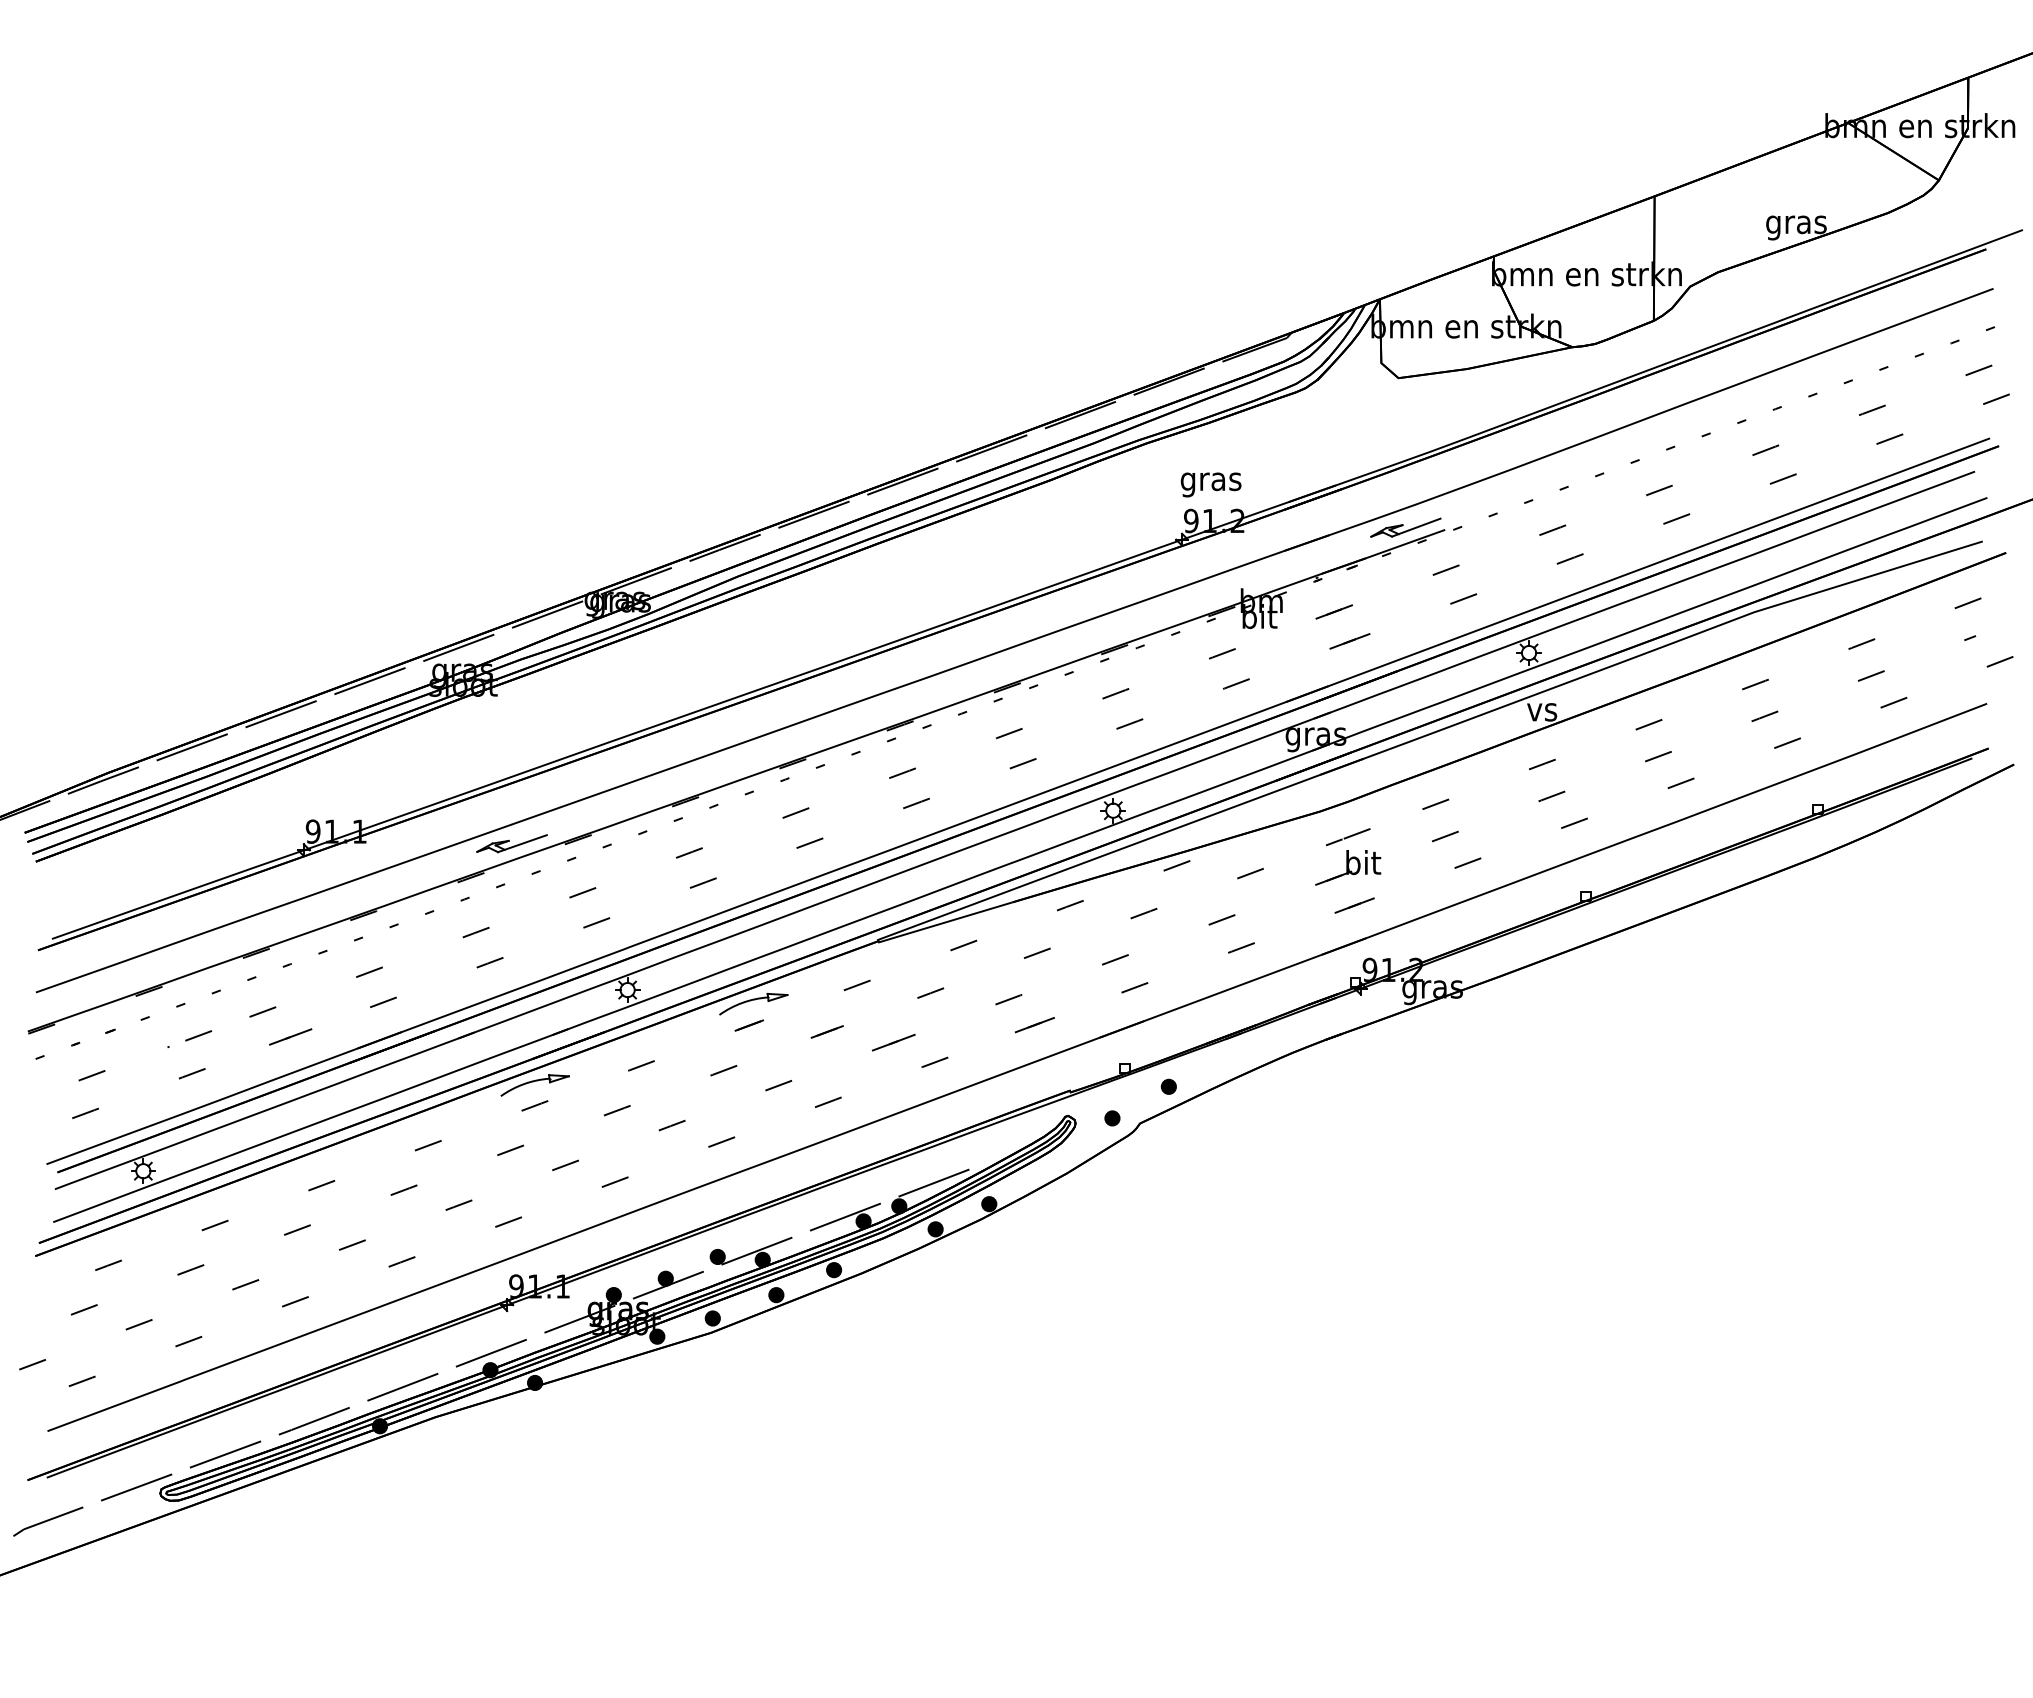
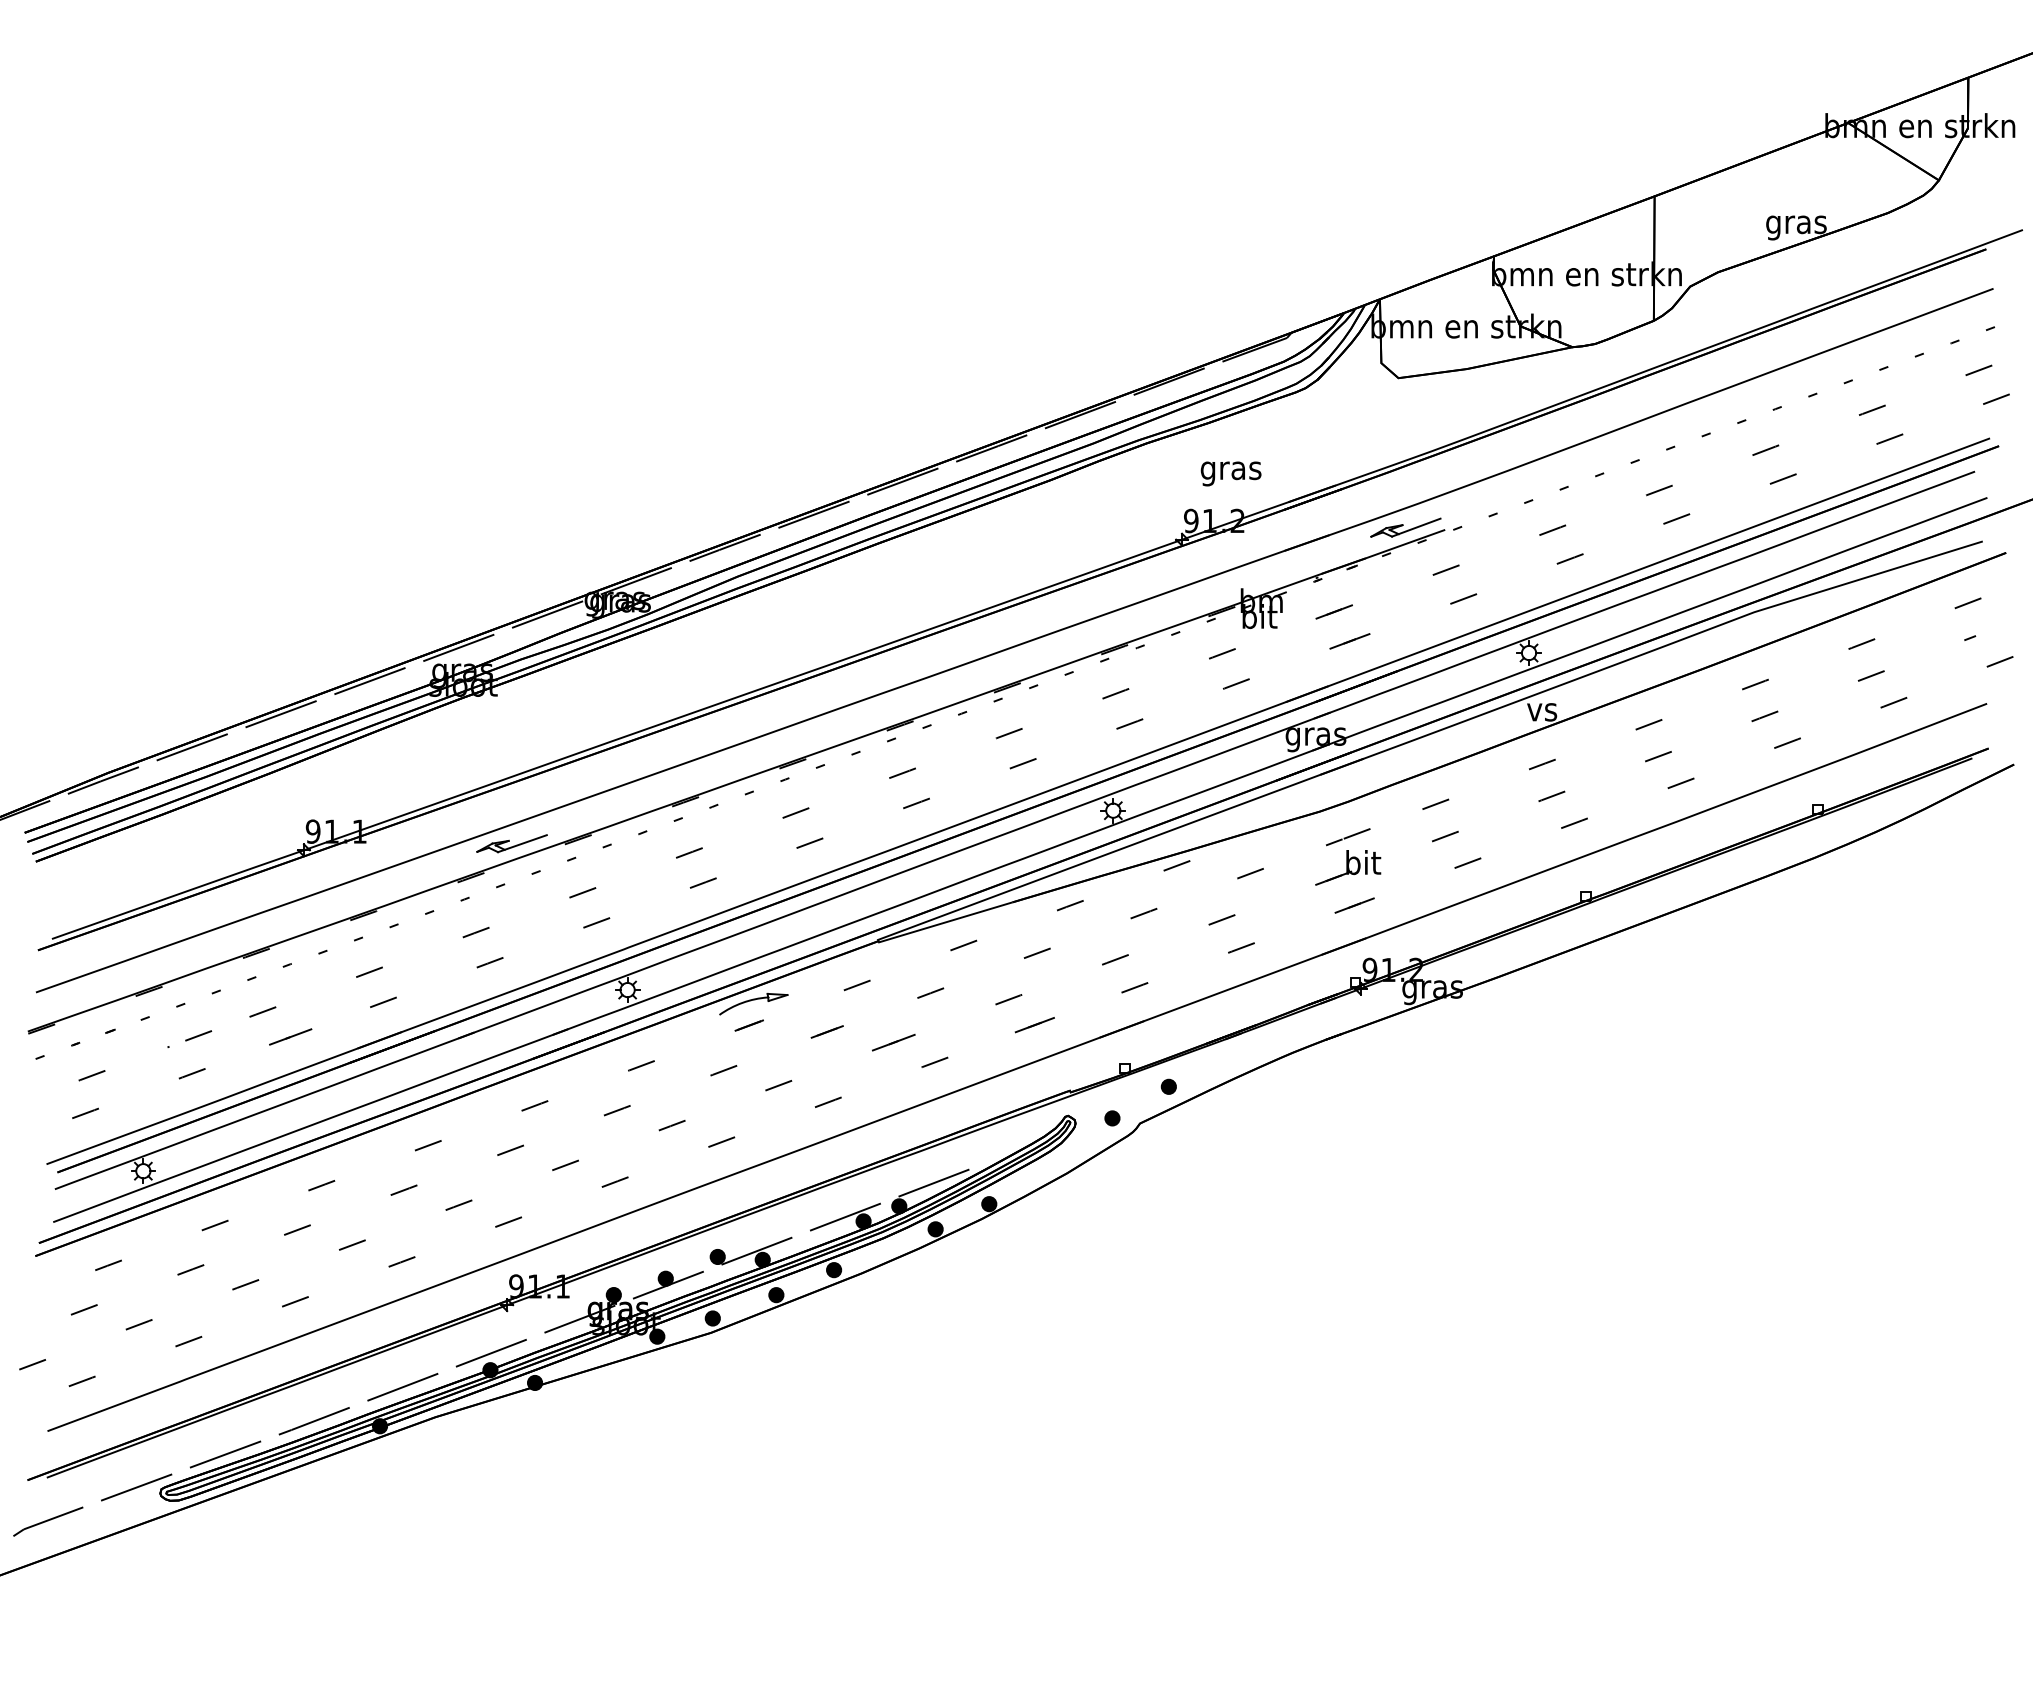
text position: (1210, 484) -> (1230, 473) (1230, 473)
part: present -> none (534, 1085)
